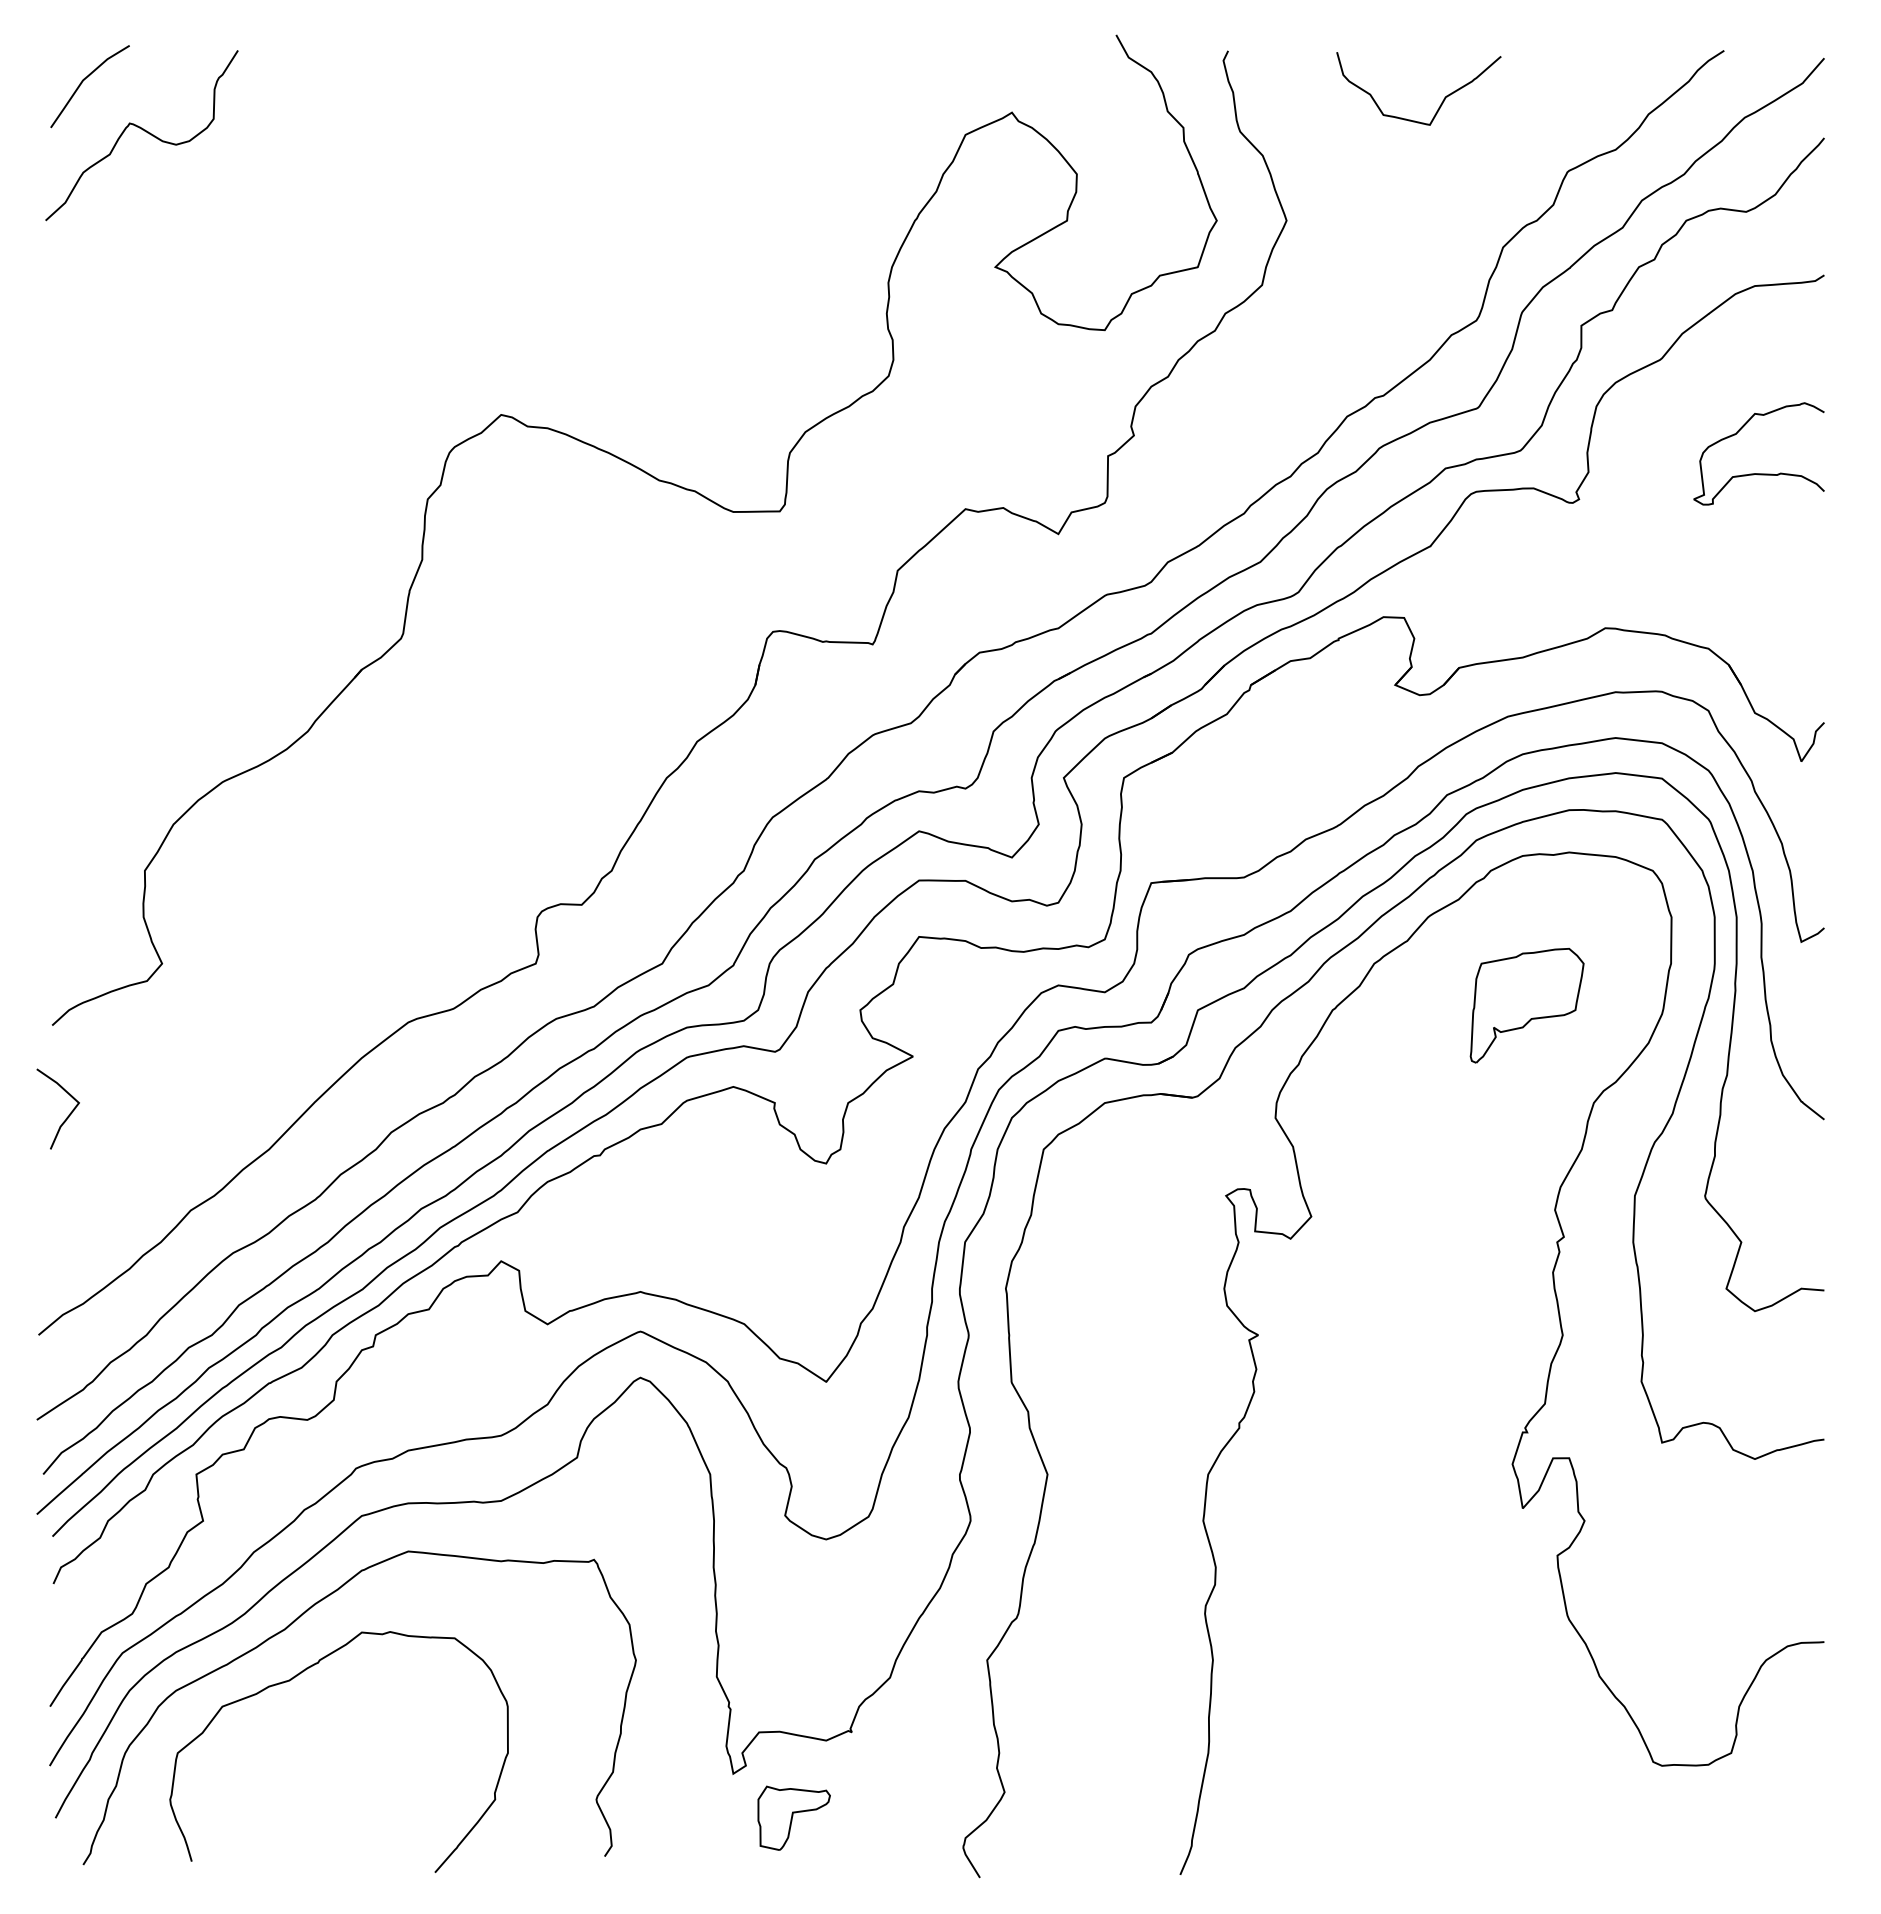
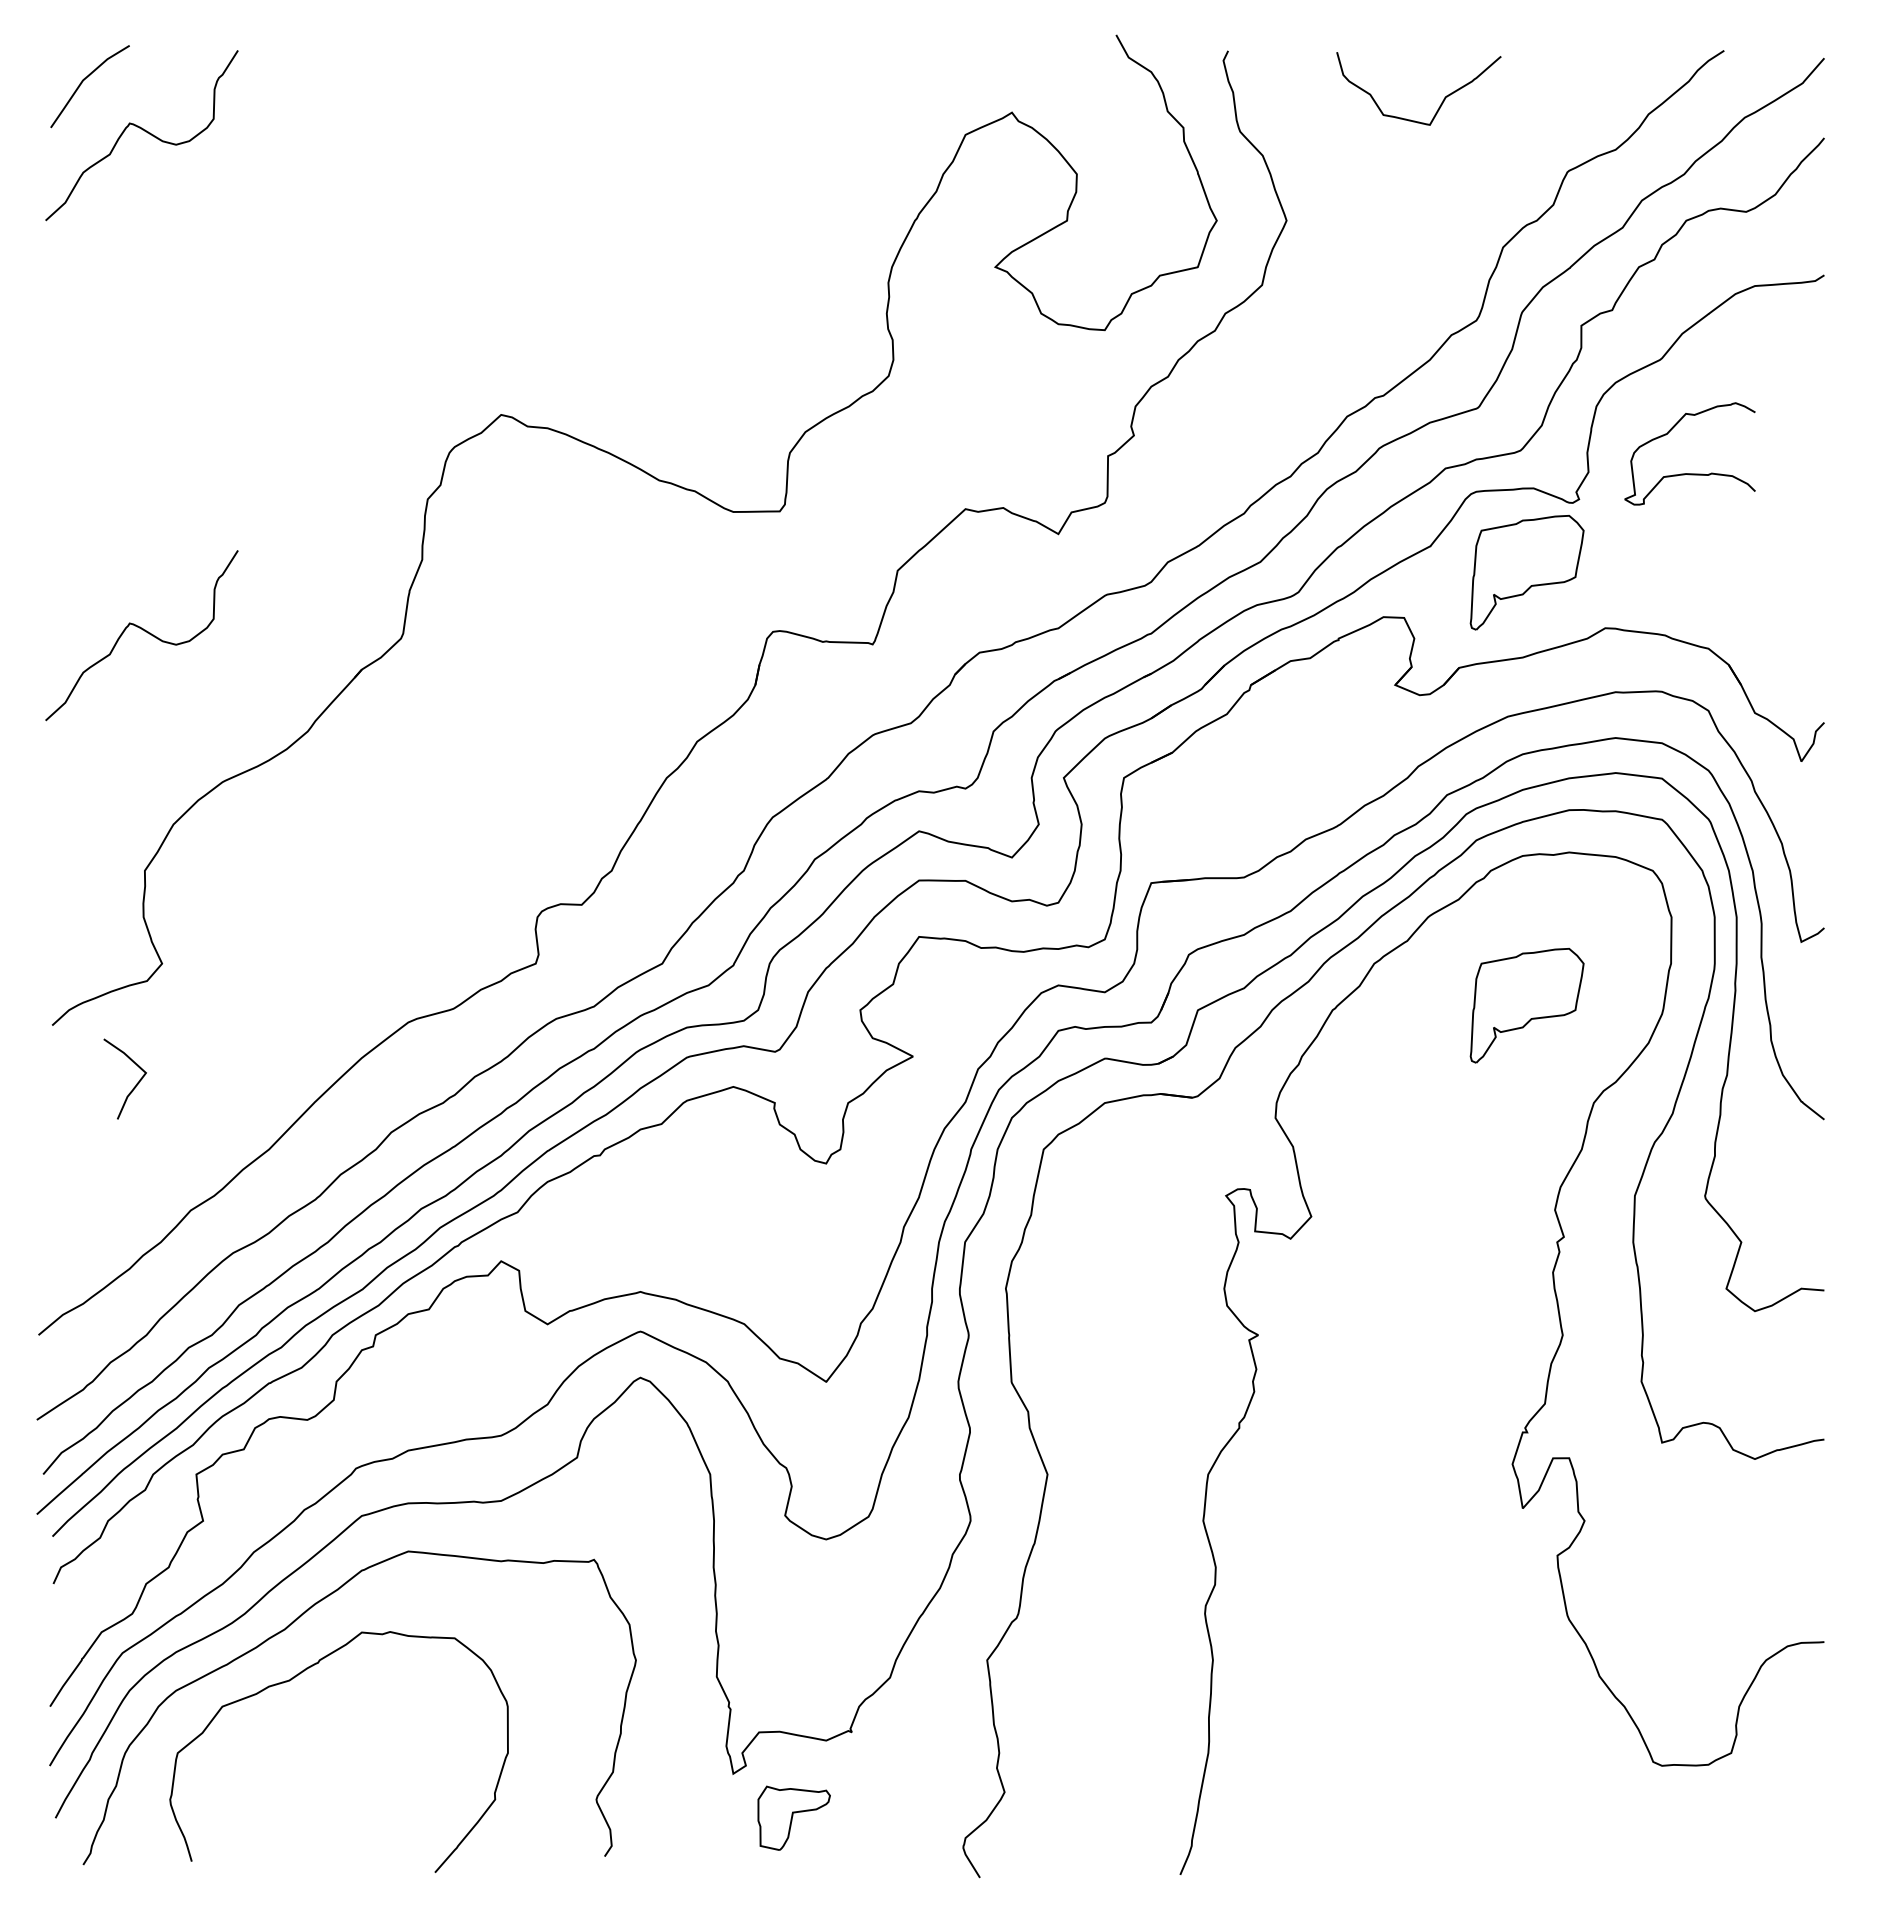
curve position: (1758, 473) -> (1689, 473) (1689, 473)
part: none -> present (1526, 572)
curve: none -> present (144, 631)
curve position: (66, 1117) -> (133, 1087) (133, 1087)
